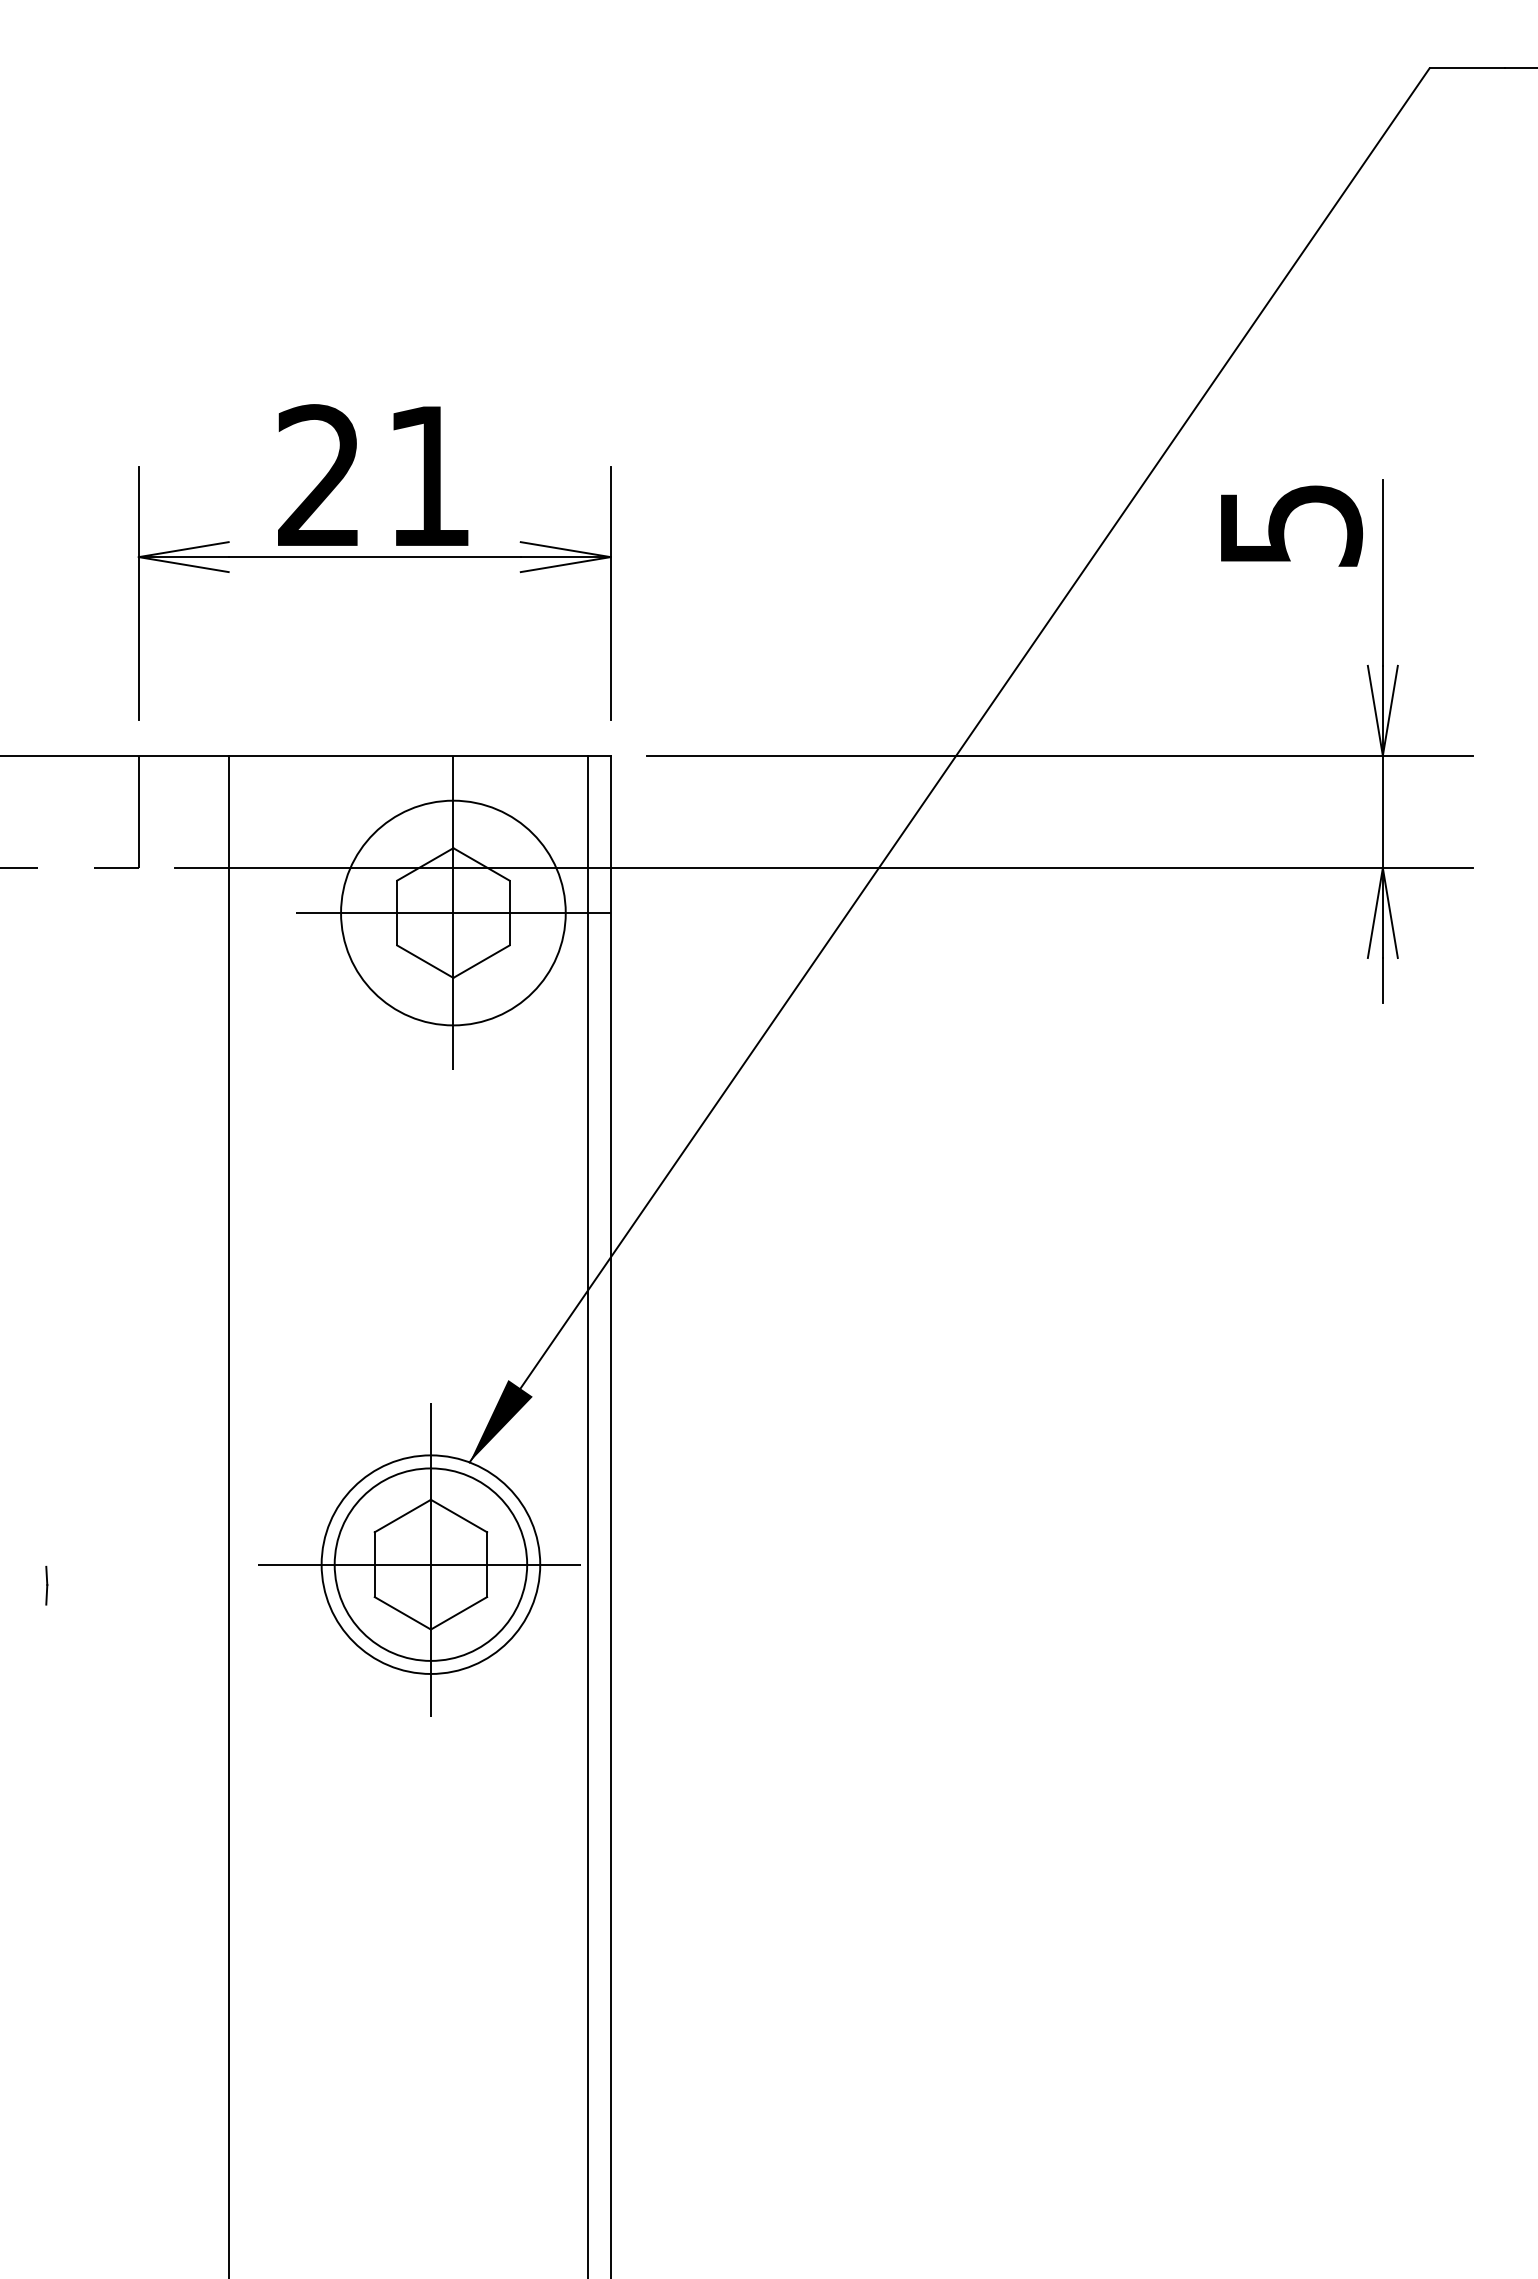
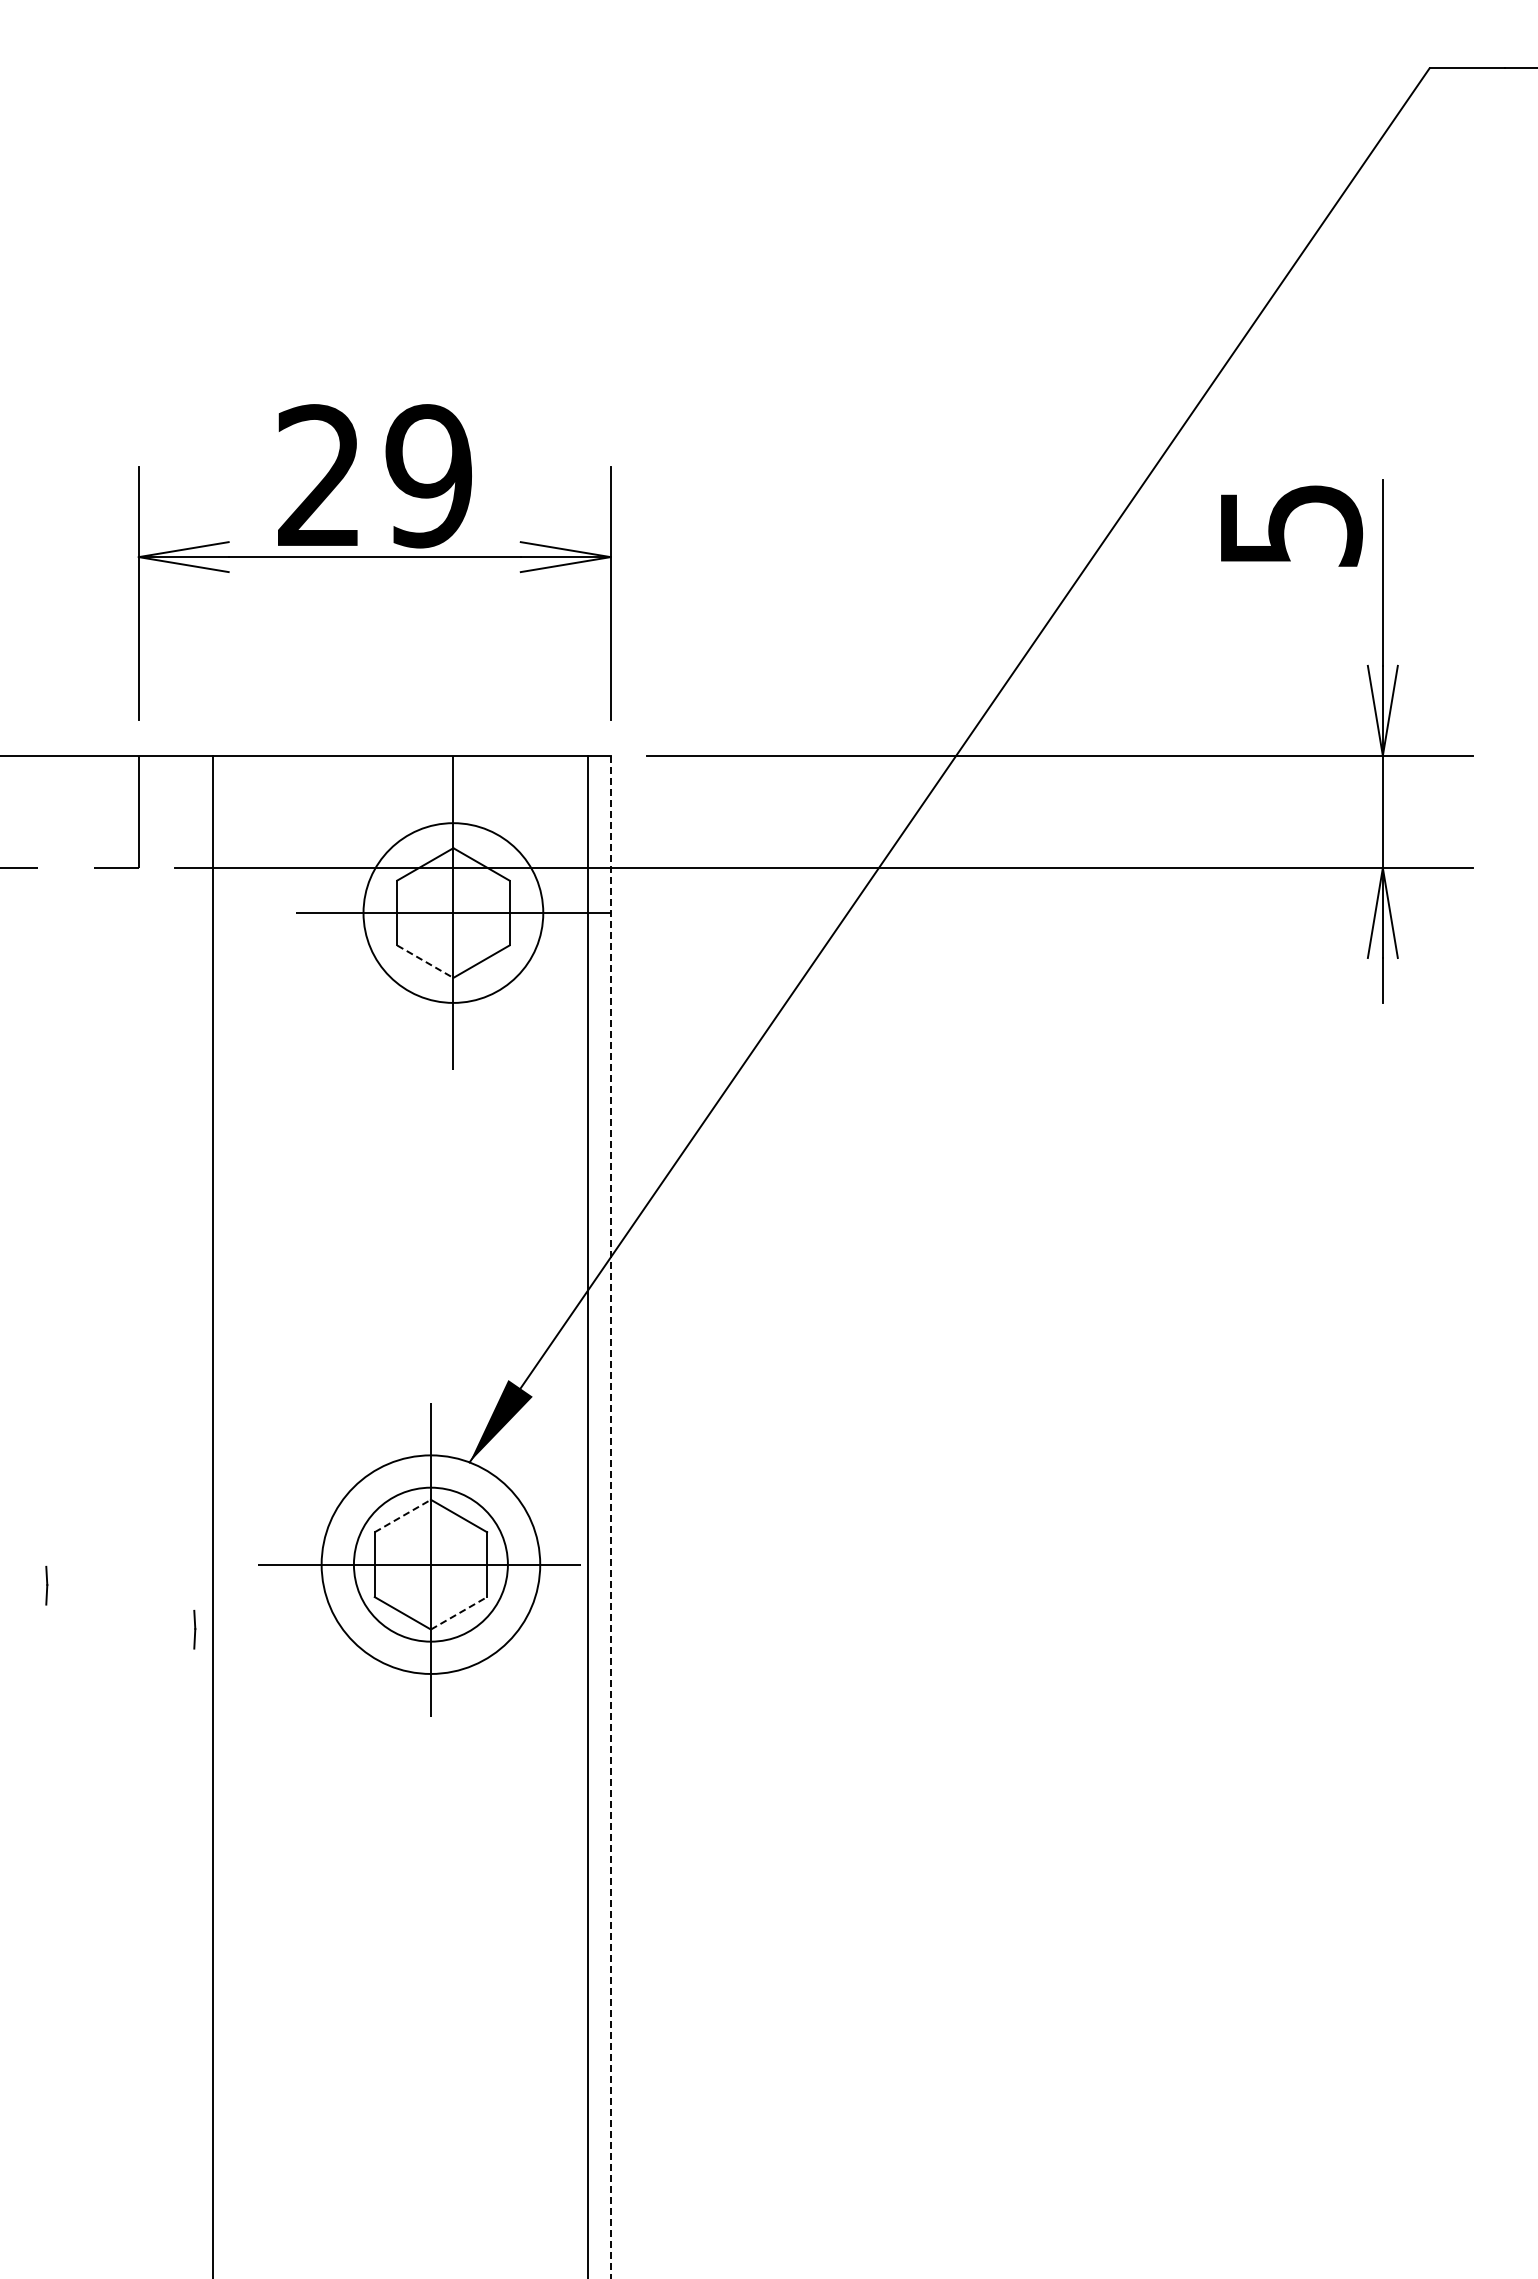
text: 21 -> 29 (428, 476)
circle diameter: 225 px -> 180 px (453, 912)
line: solid -> dashed (425, 961)
line position: (228, 1515) -> (212, 1515) (212, 1515)
line: solid -> dashed (403, 1515)
line: solid -> dashed (610, 1516)
circle diameter: 192 px -> 154 px (430, 1564)
line: solid -> dashed (459, 1613)
line: none -> present (194, 1629)
